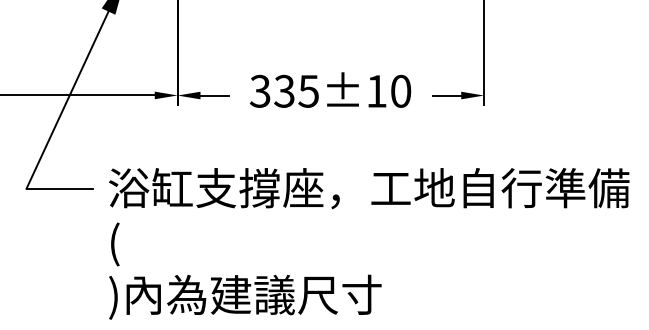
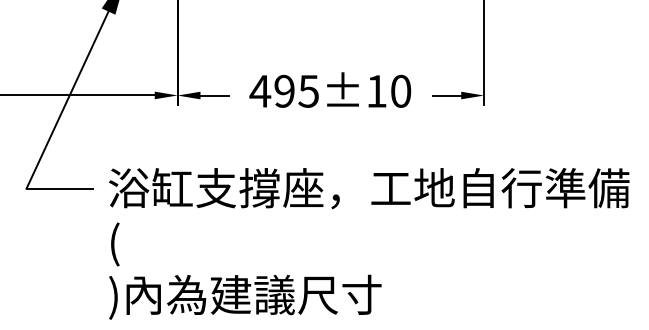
text: 335±10 -> 495±10 (271, 90)
